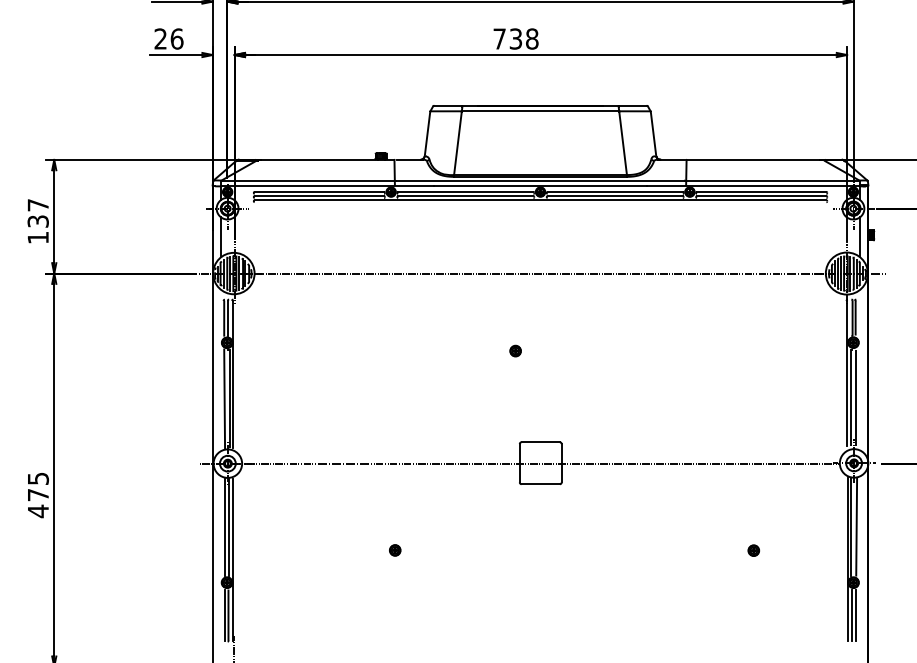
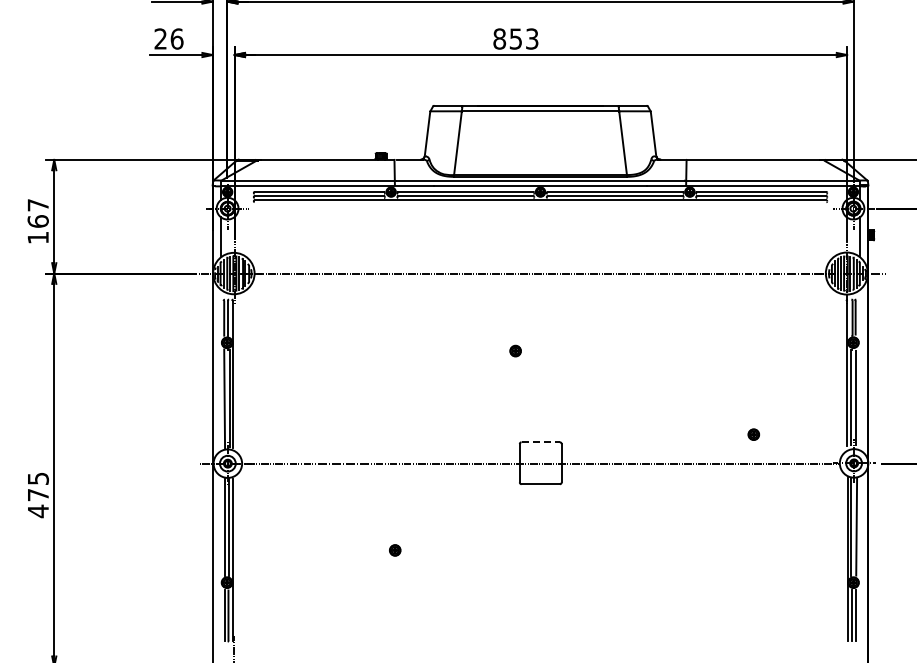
text: 738 -> 853 (515, 38)
text: 137 -> 167 (37, 221)
line: solid -> dashed (541, 442)
part position: (753, 550) -> (753, 434) (753, 434)
